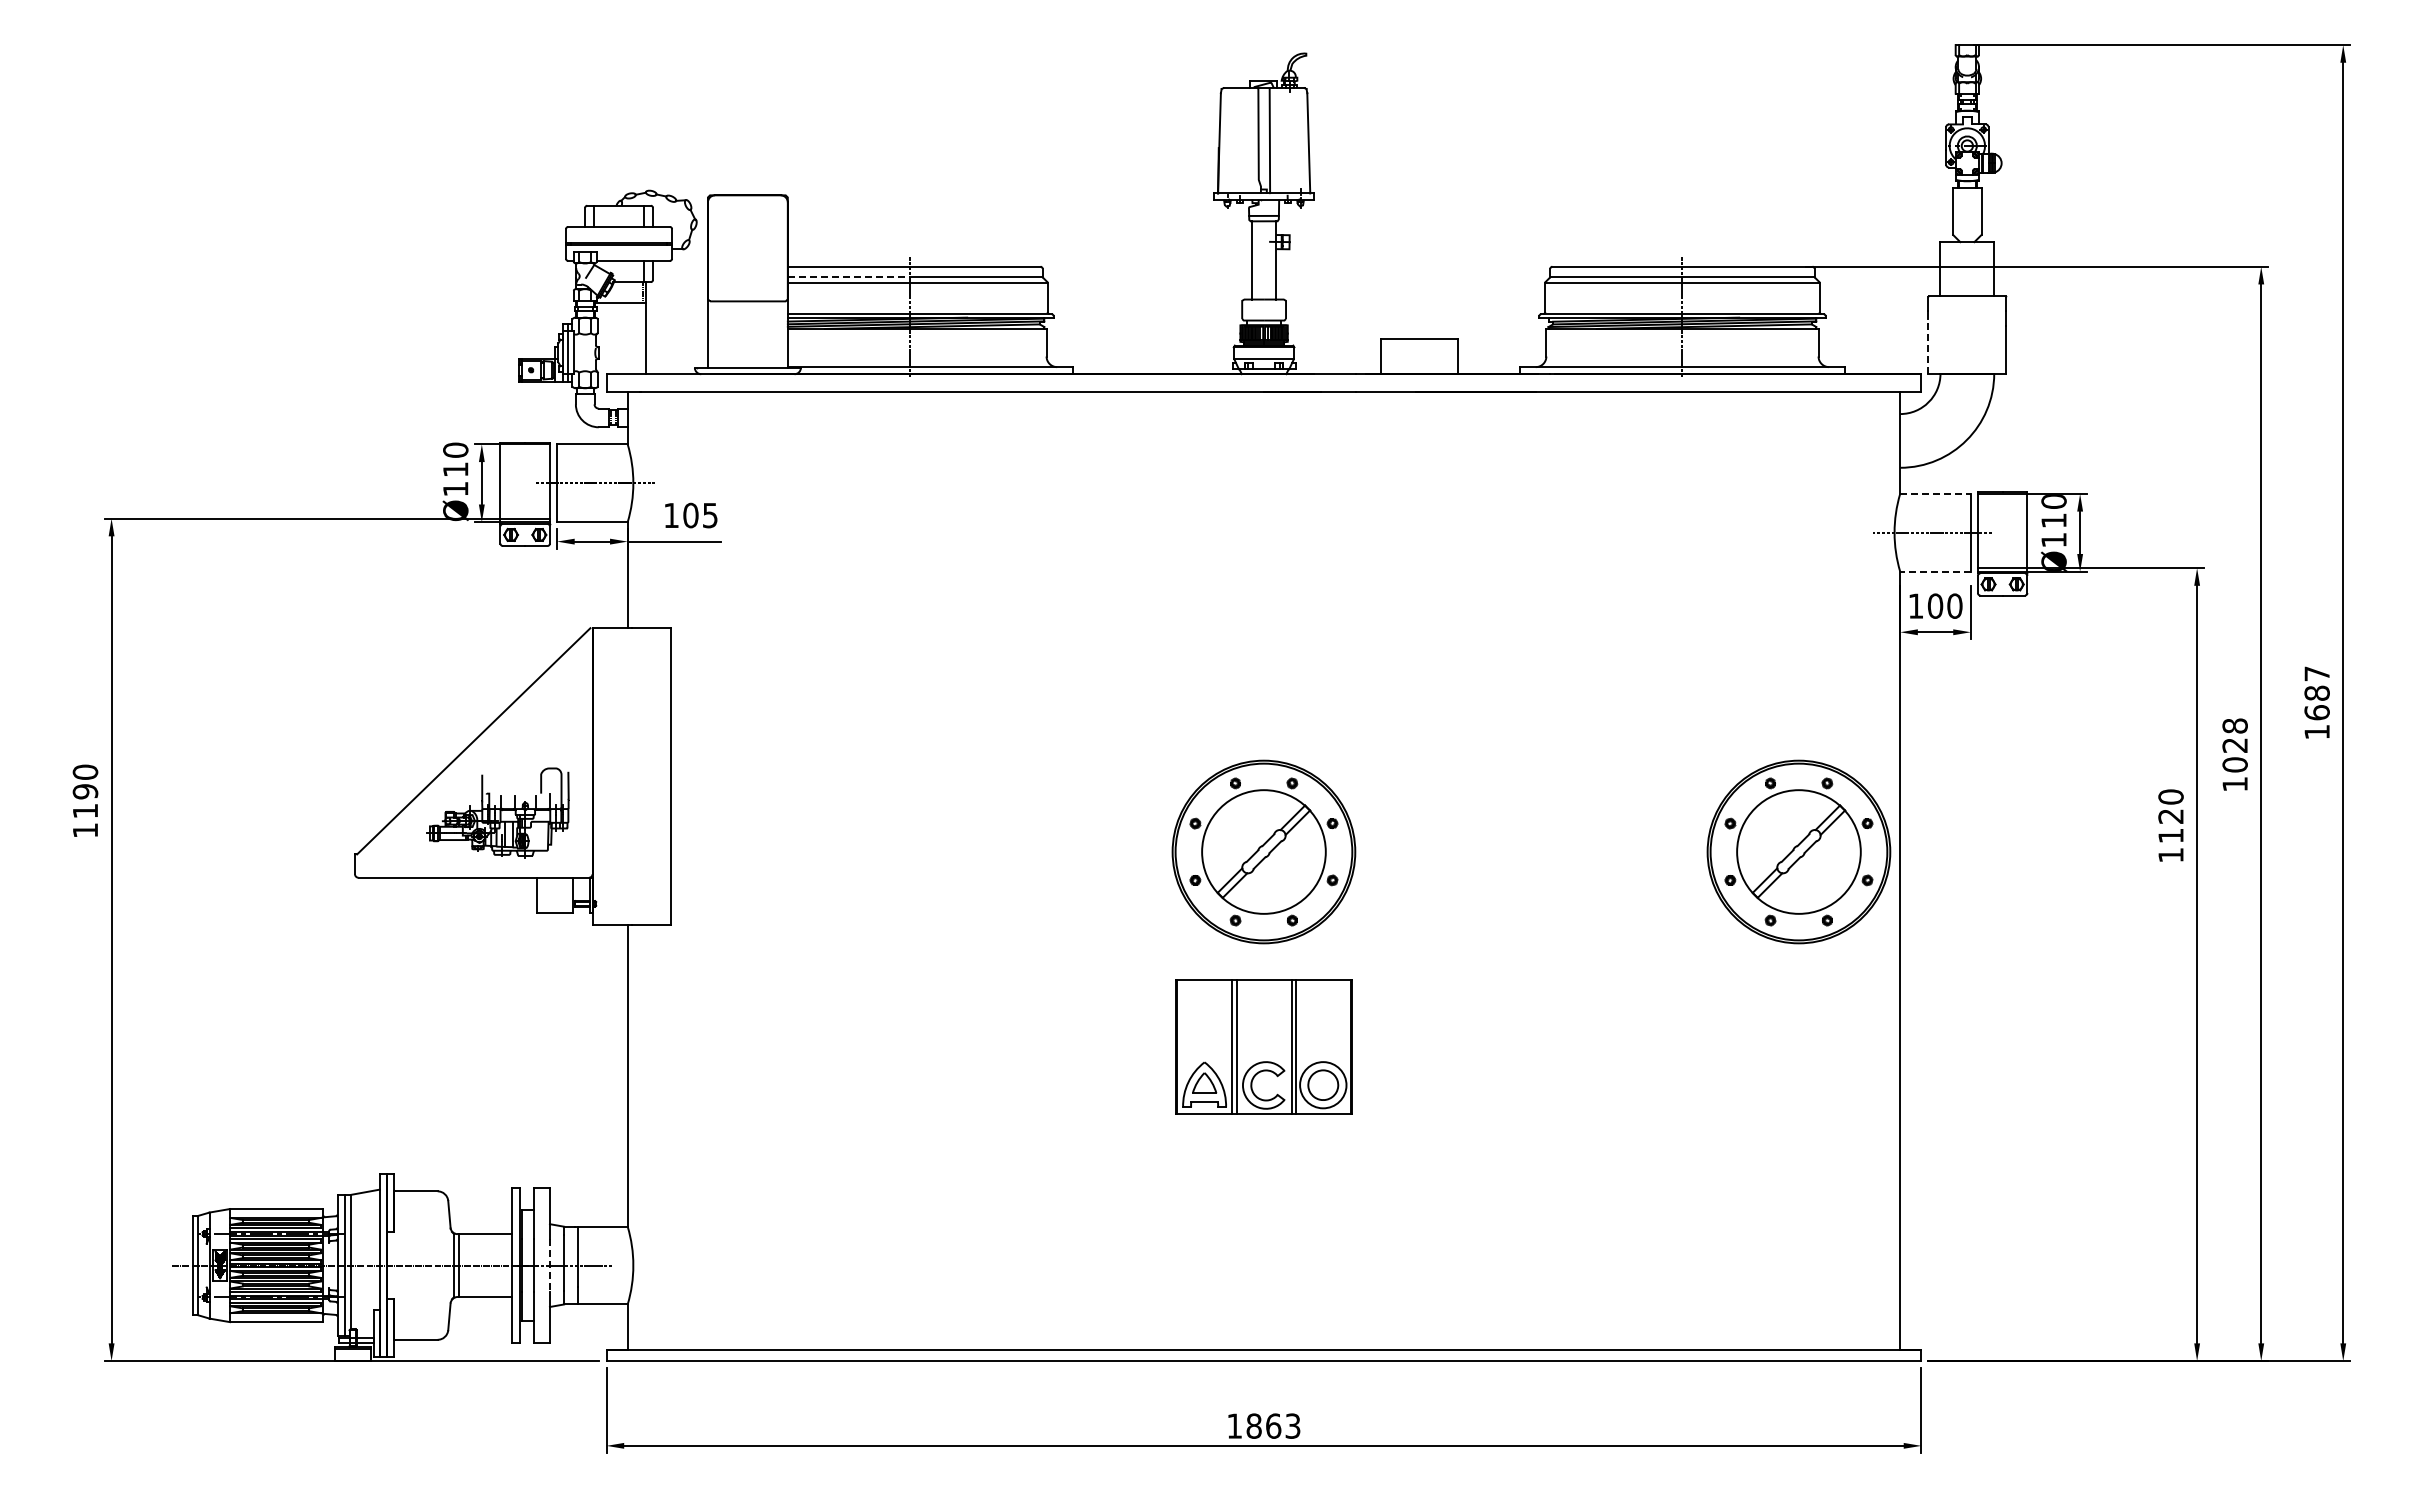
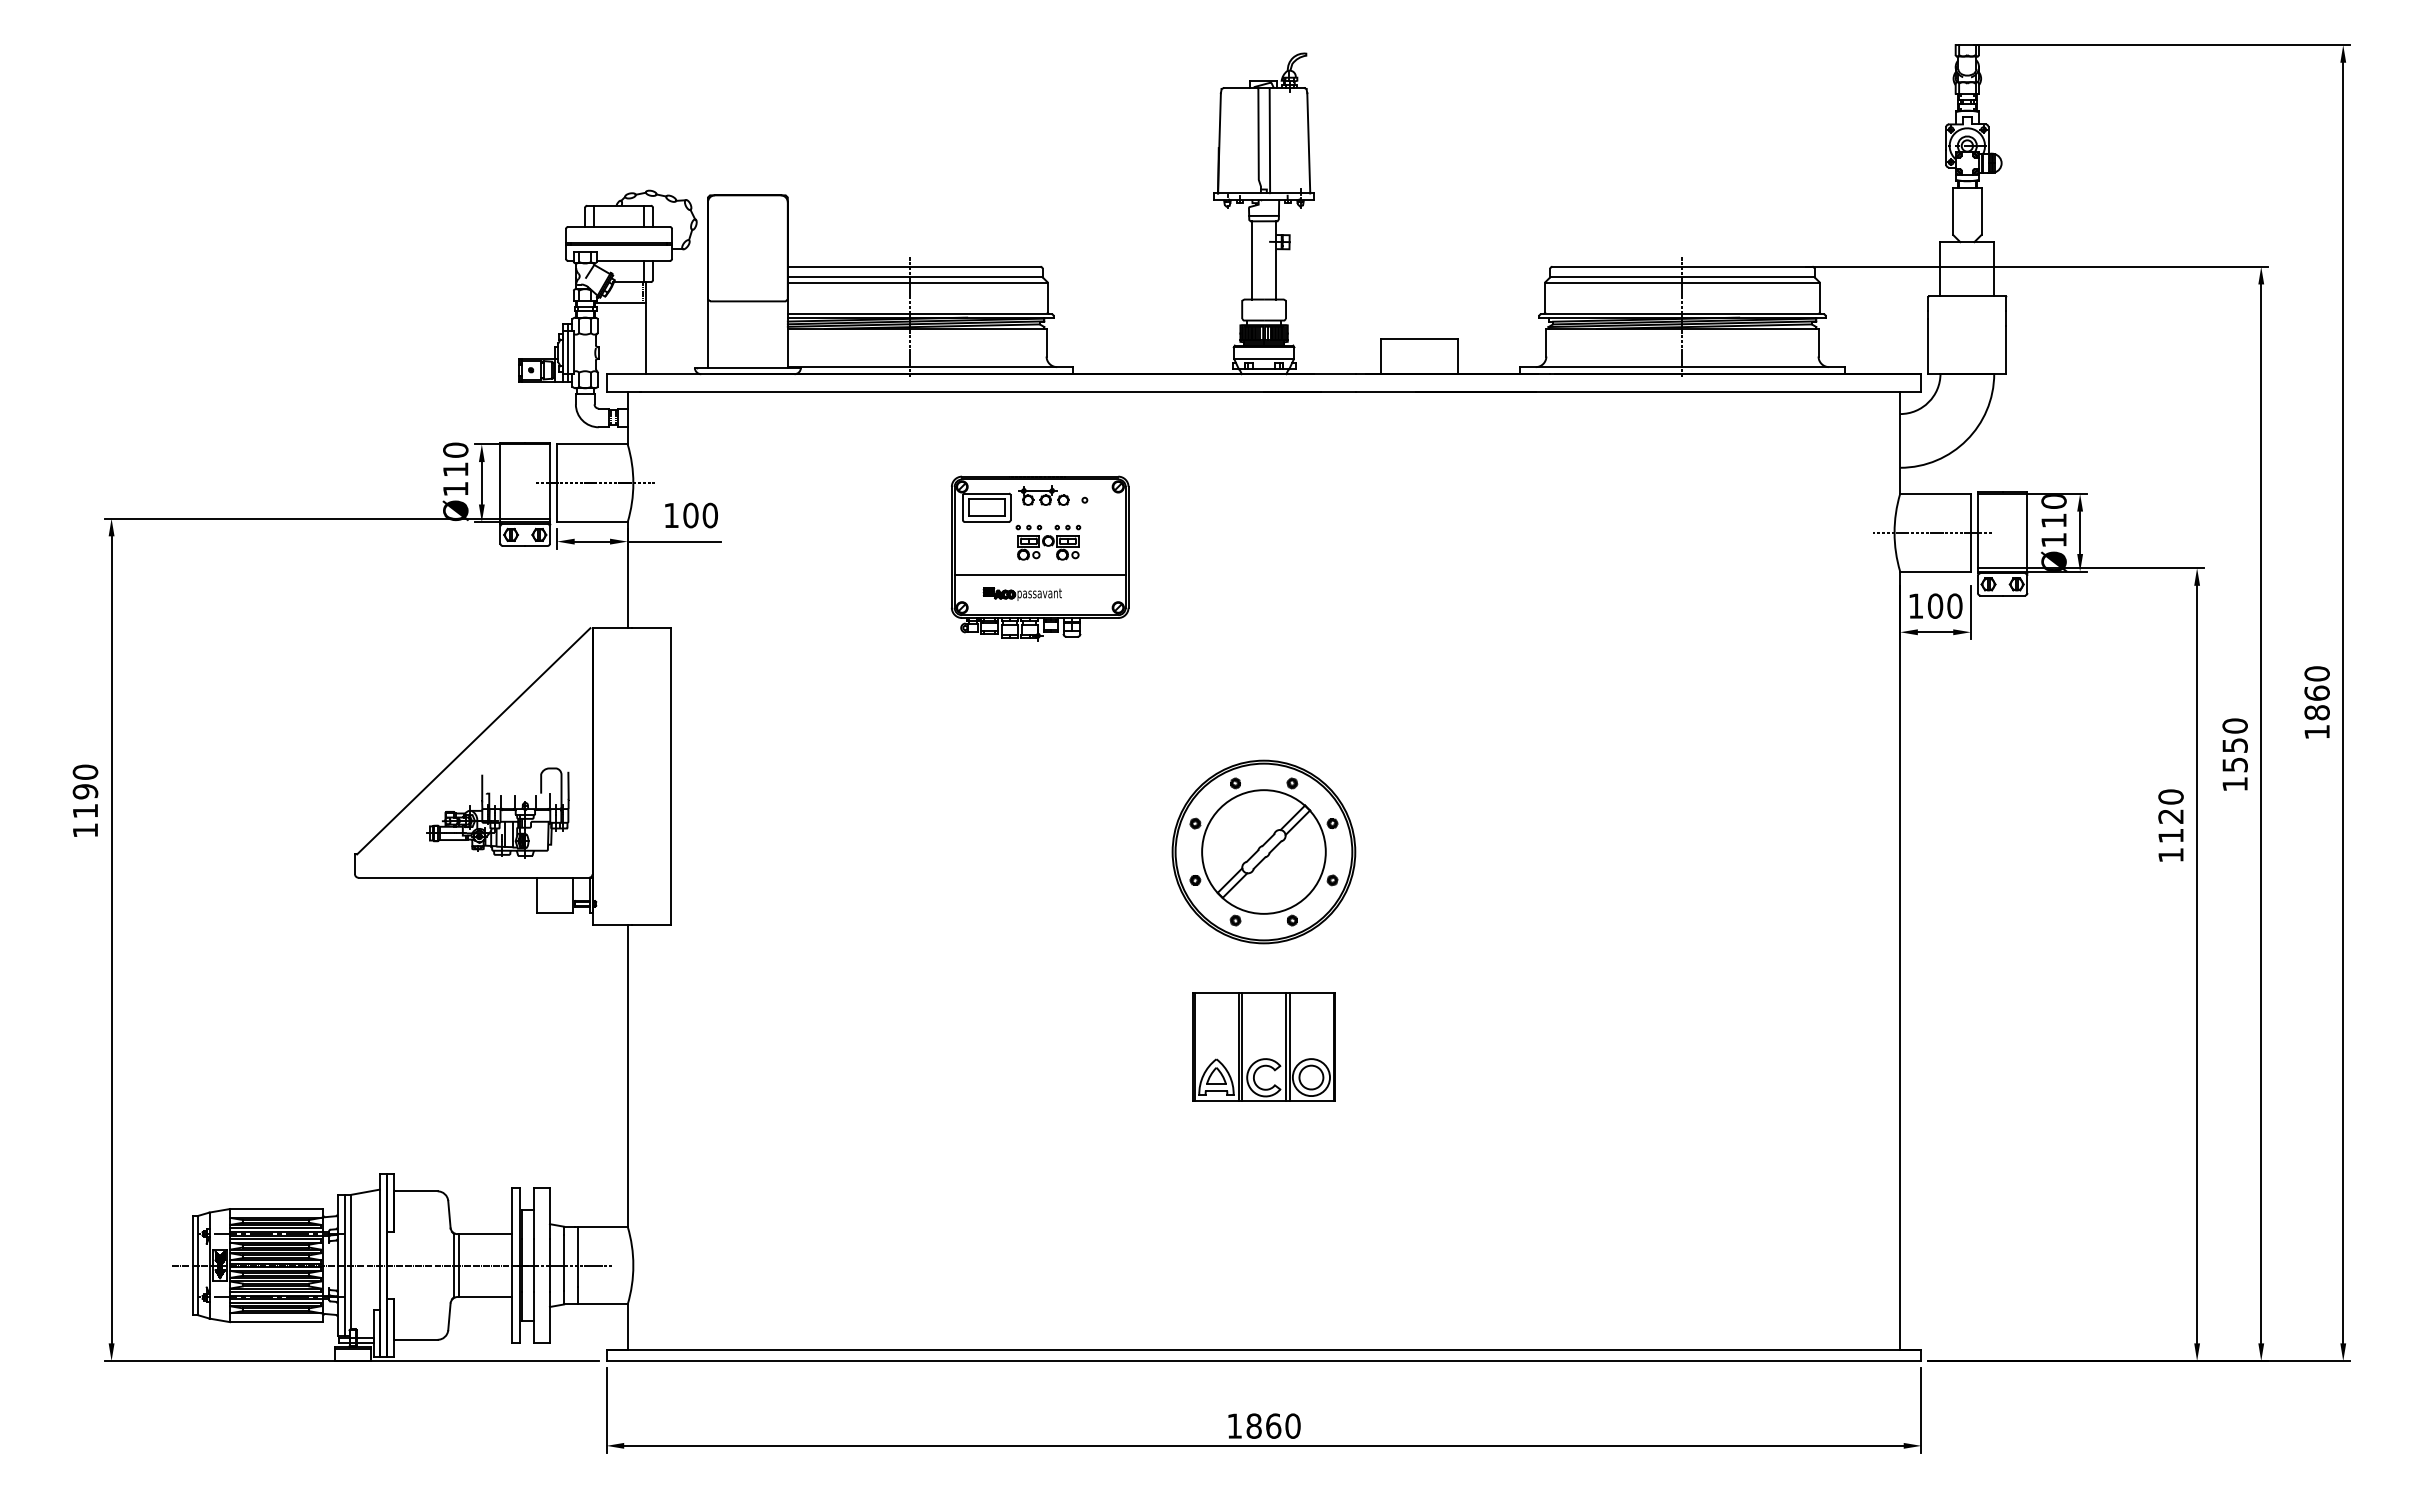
line: dashed -> solid (849, 277)
line: dashed -> solid (1928, 345)
line: dashed -> solid (1936, 493)
text: 105 -> 100 (710, 515)
part: none -> present (1040, 558)
line: dashed -> solid (1935, 571)
text: 1687 -> 1860 (2316, 693)
text: 1028 -> 1550 (2234, 745)
part: present -> none (1798, 851)
part size: 178x136 px -> 144x110 px (1263, 1046)
line: dashed -> solid (549, 1265)
text: 1863 -> 1860 (1292, 1425)
